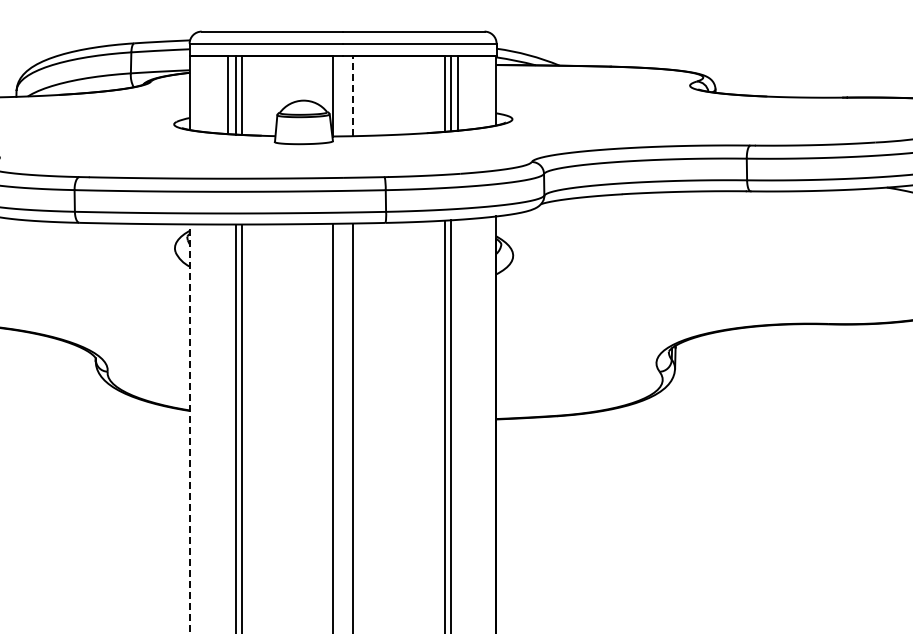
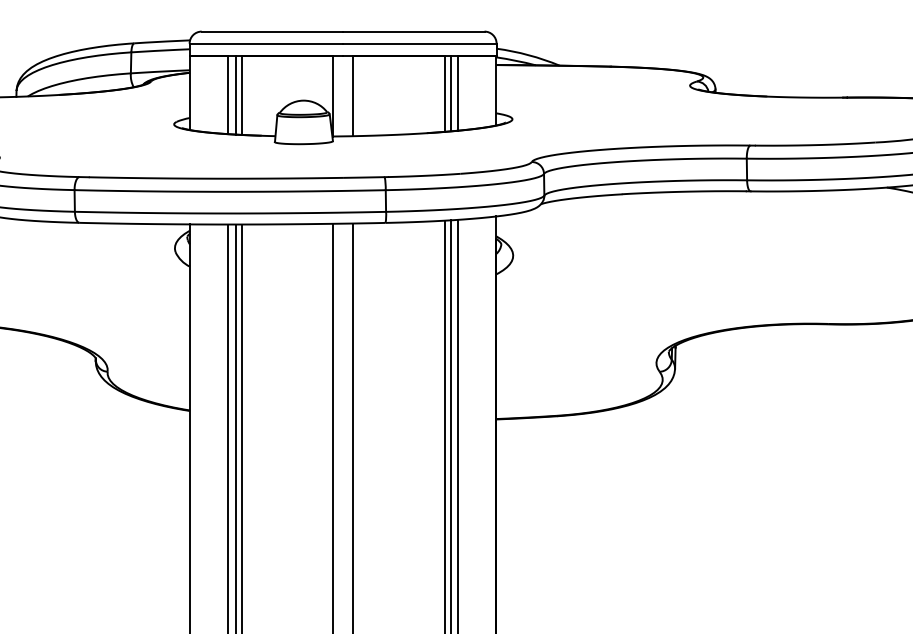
line: dashed -> solid (352, 95)
line: none -> present (458, 424)
line: none -> present (227, 427)
line: dashed -> solid (189, 428)
